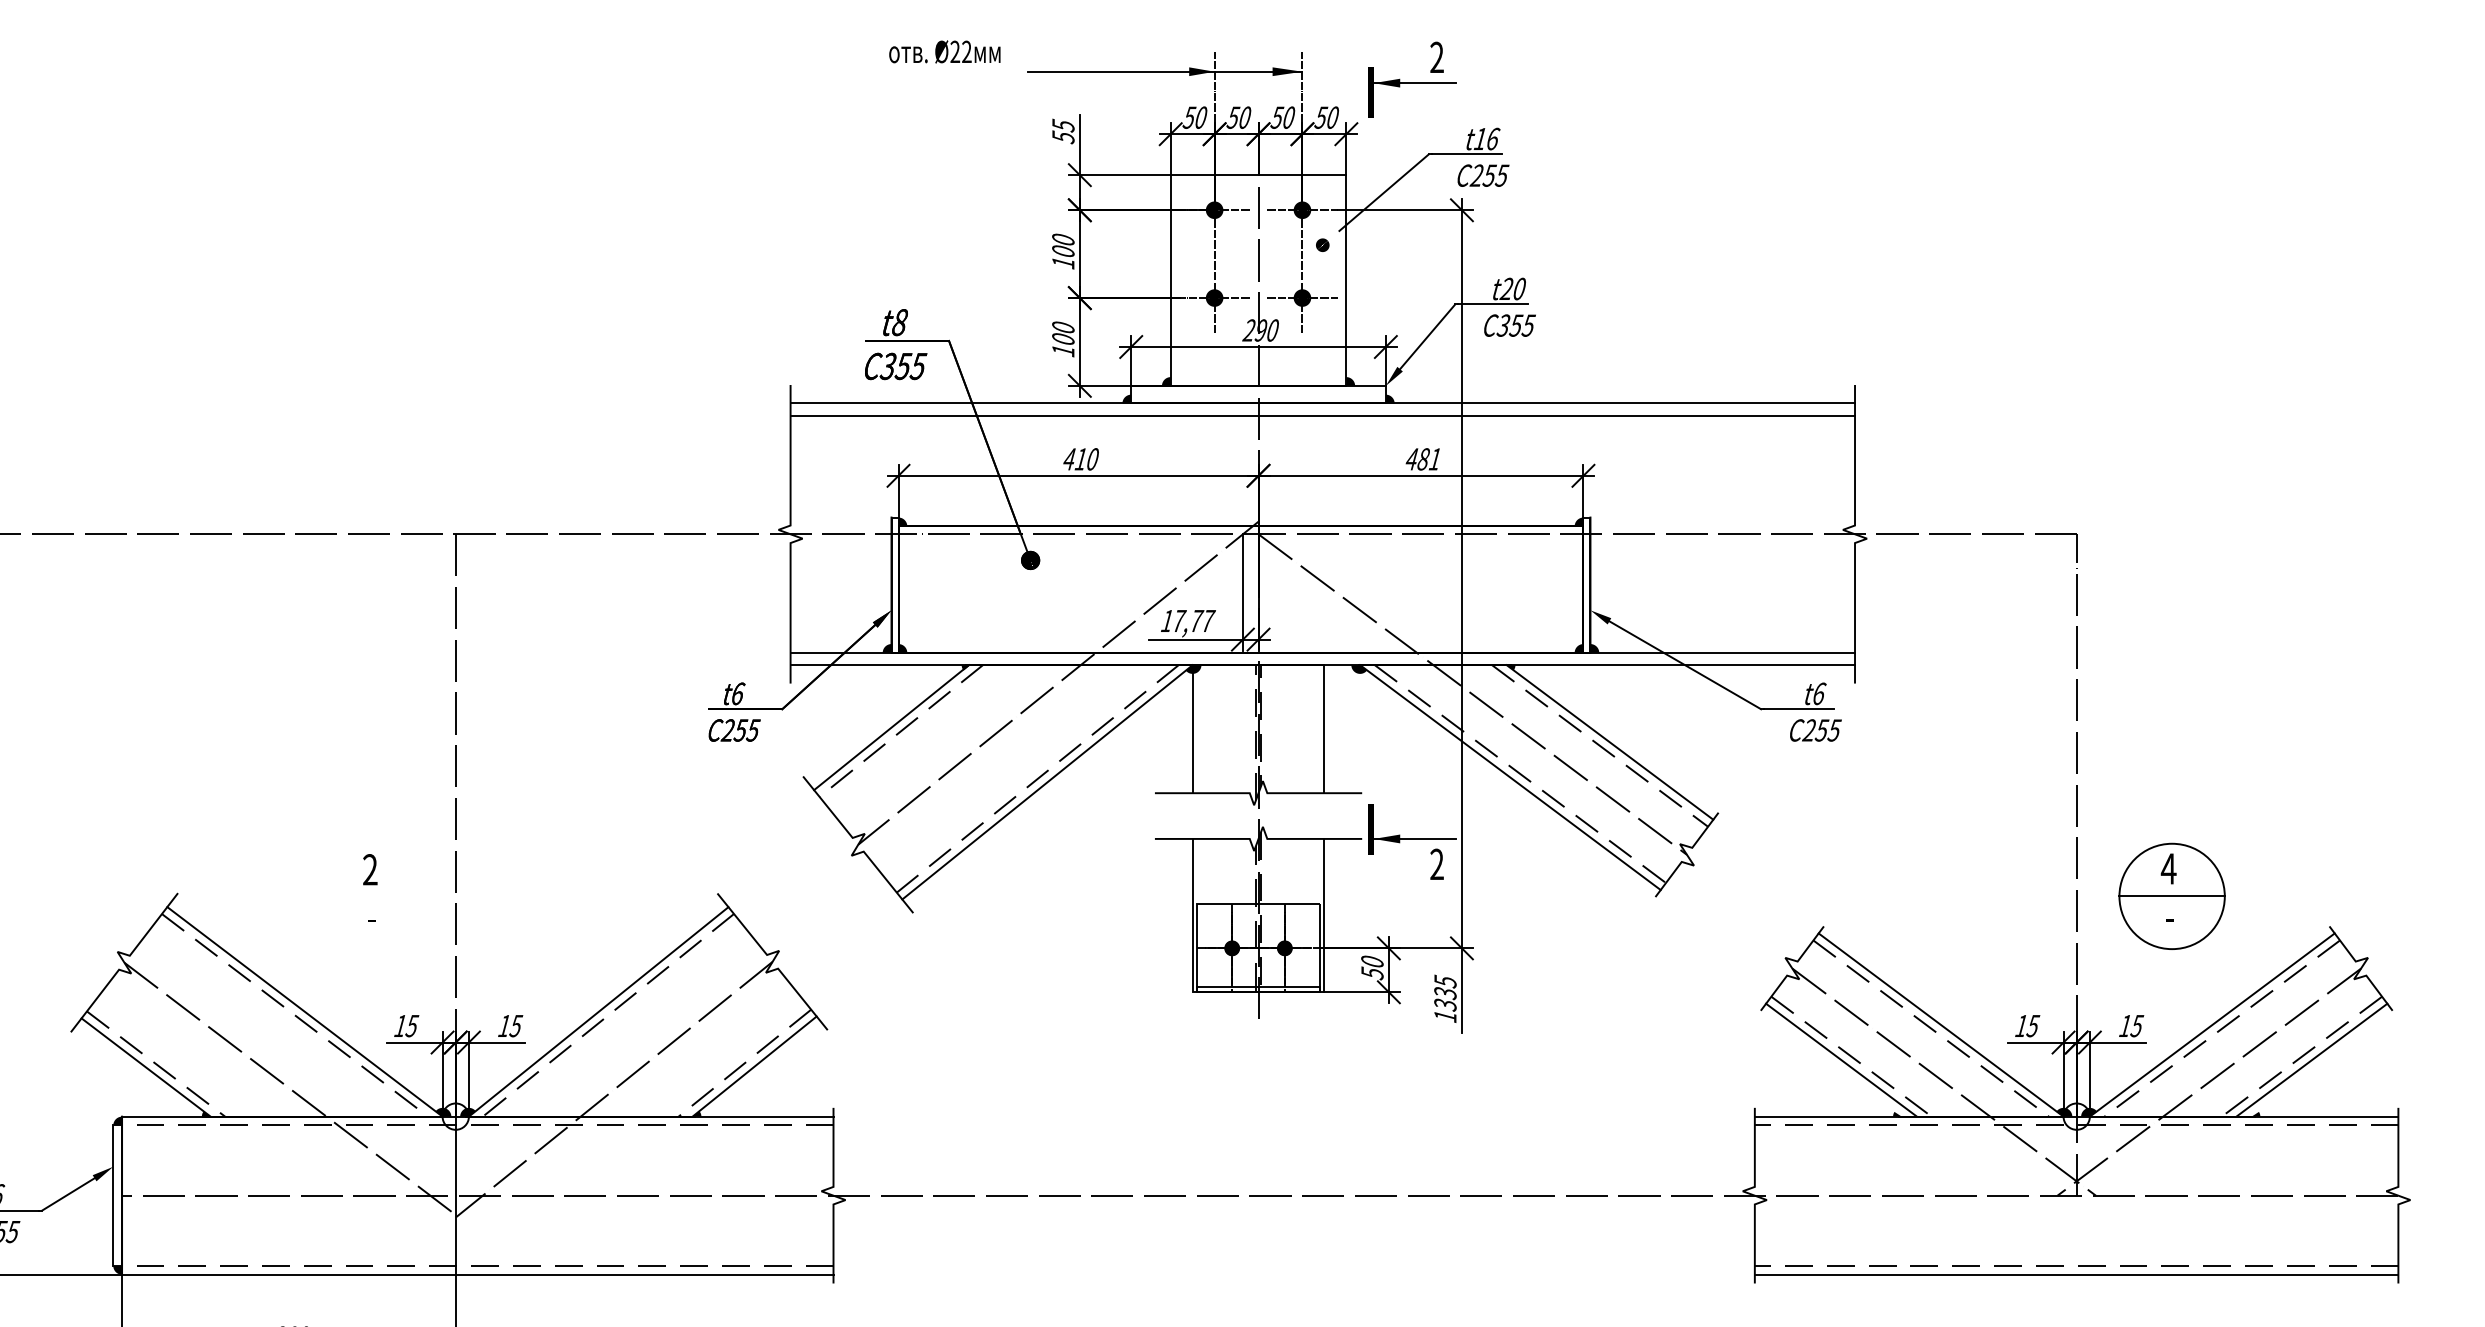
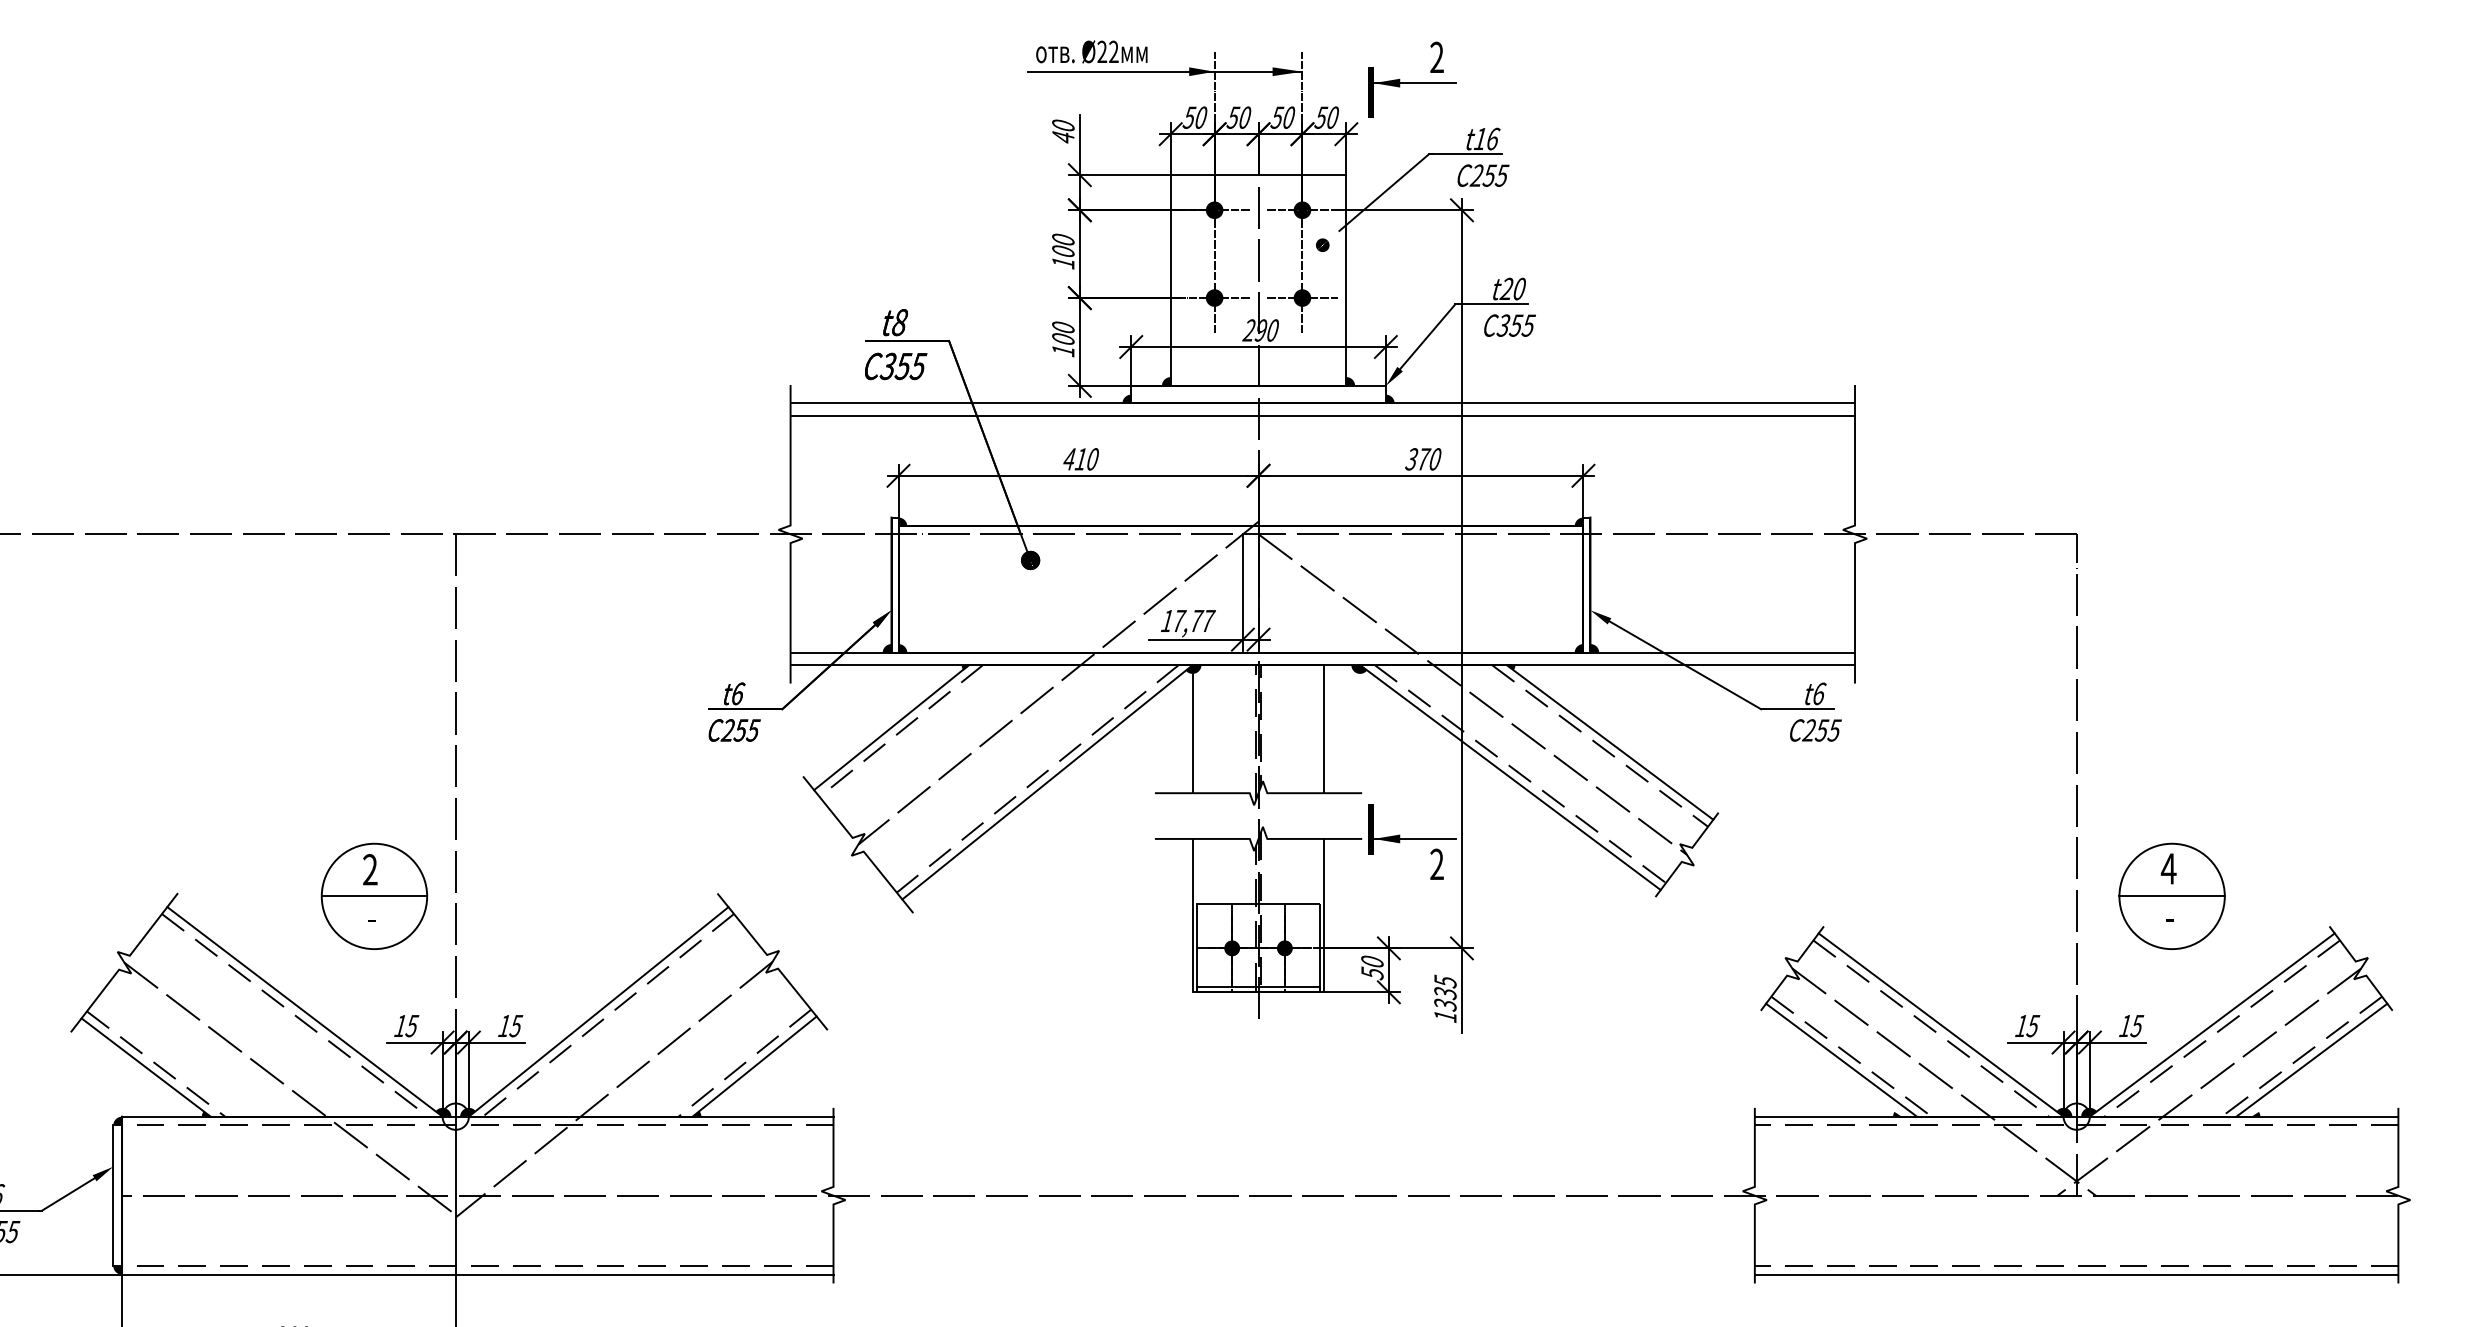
text position: (944, 51) -> (1091, 51) (1091, 51)
text: 55 -> 40 (1063, 131)
text: 481 -> 370 (1423, 459)
part: none -> present (373, 895)
